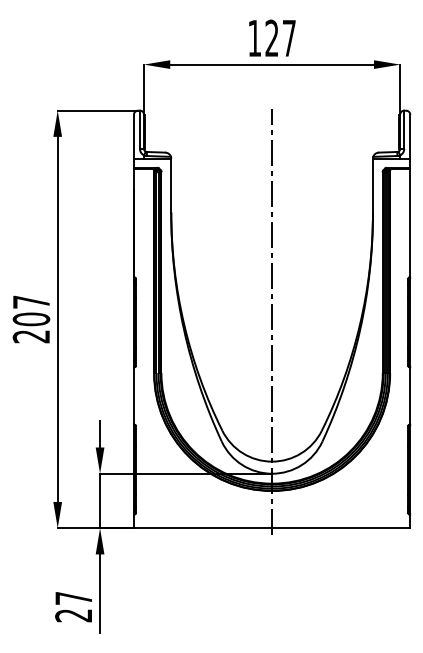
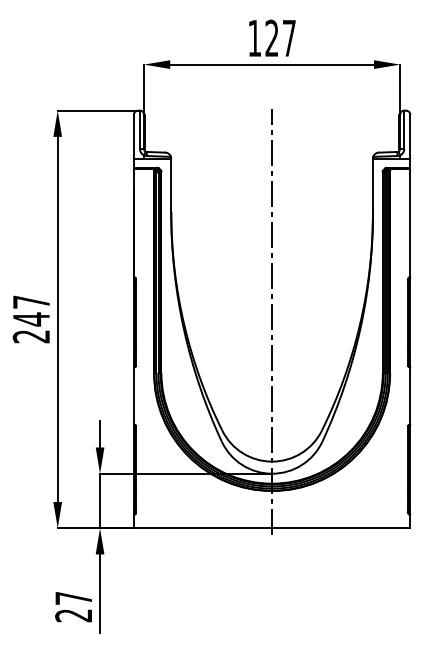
text: 207 -> 247 (31, 319)
